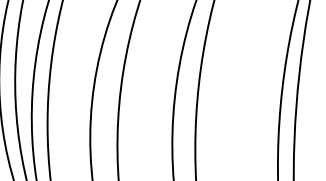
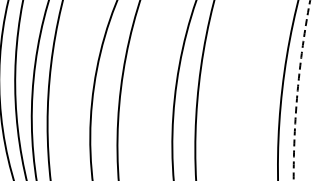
arc: solid -> dashed (297, 90)
